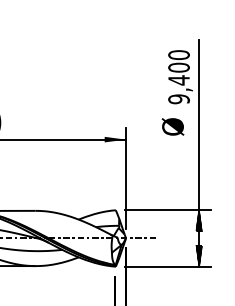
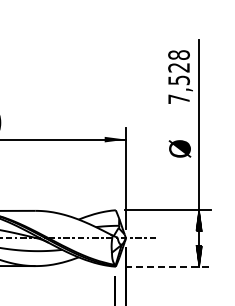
text: 9,400 -> 7,528 (178, 77)
text position: (172, 126) -> (179, 148) (179, 148)
line: solid -> dashed (168, 266)
